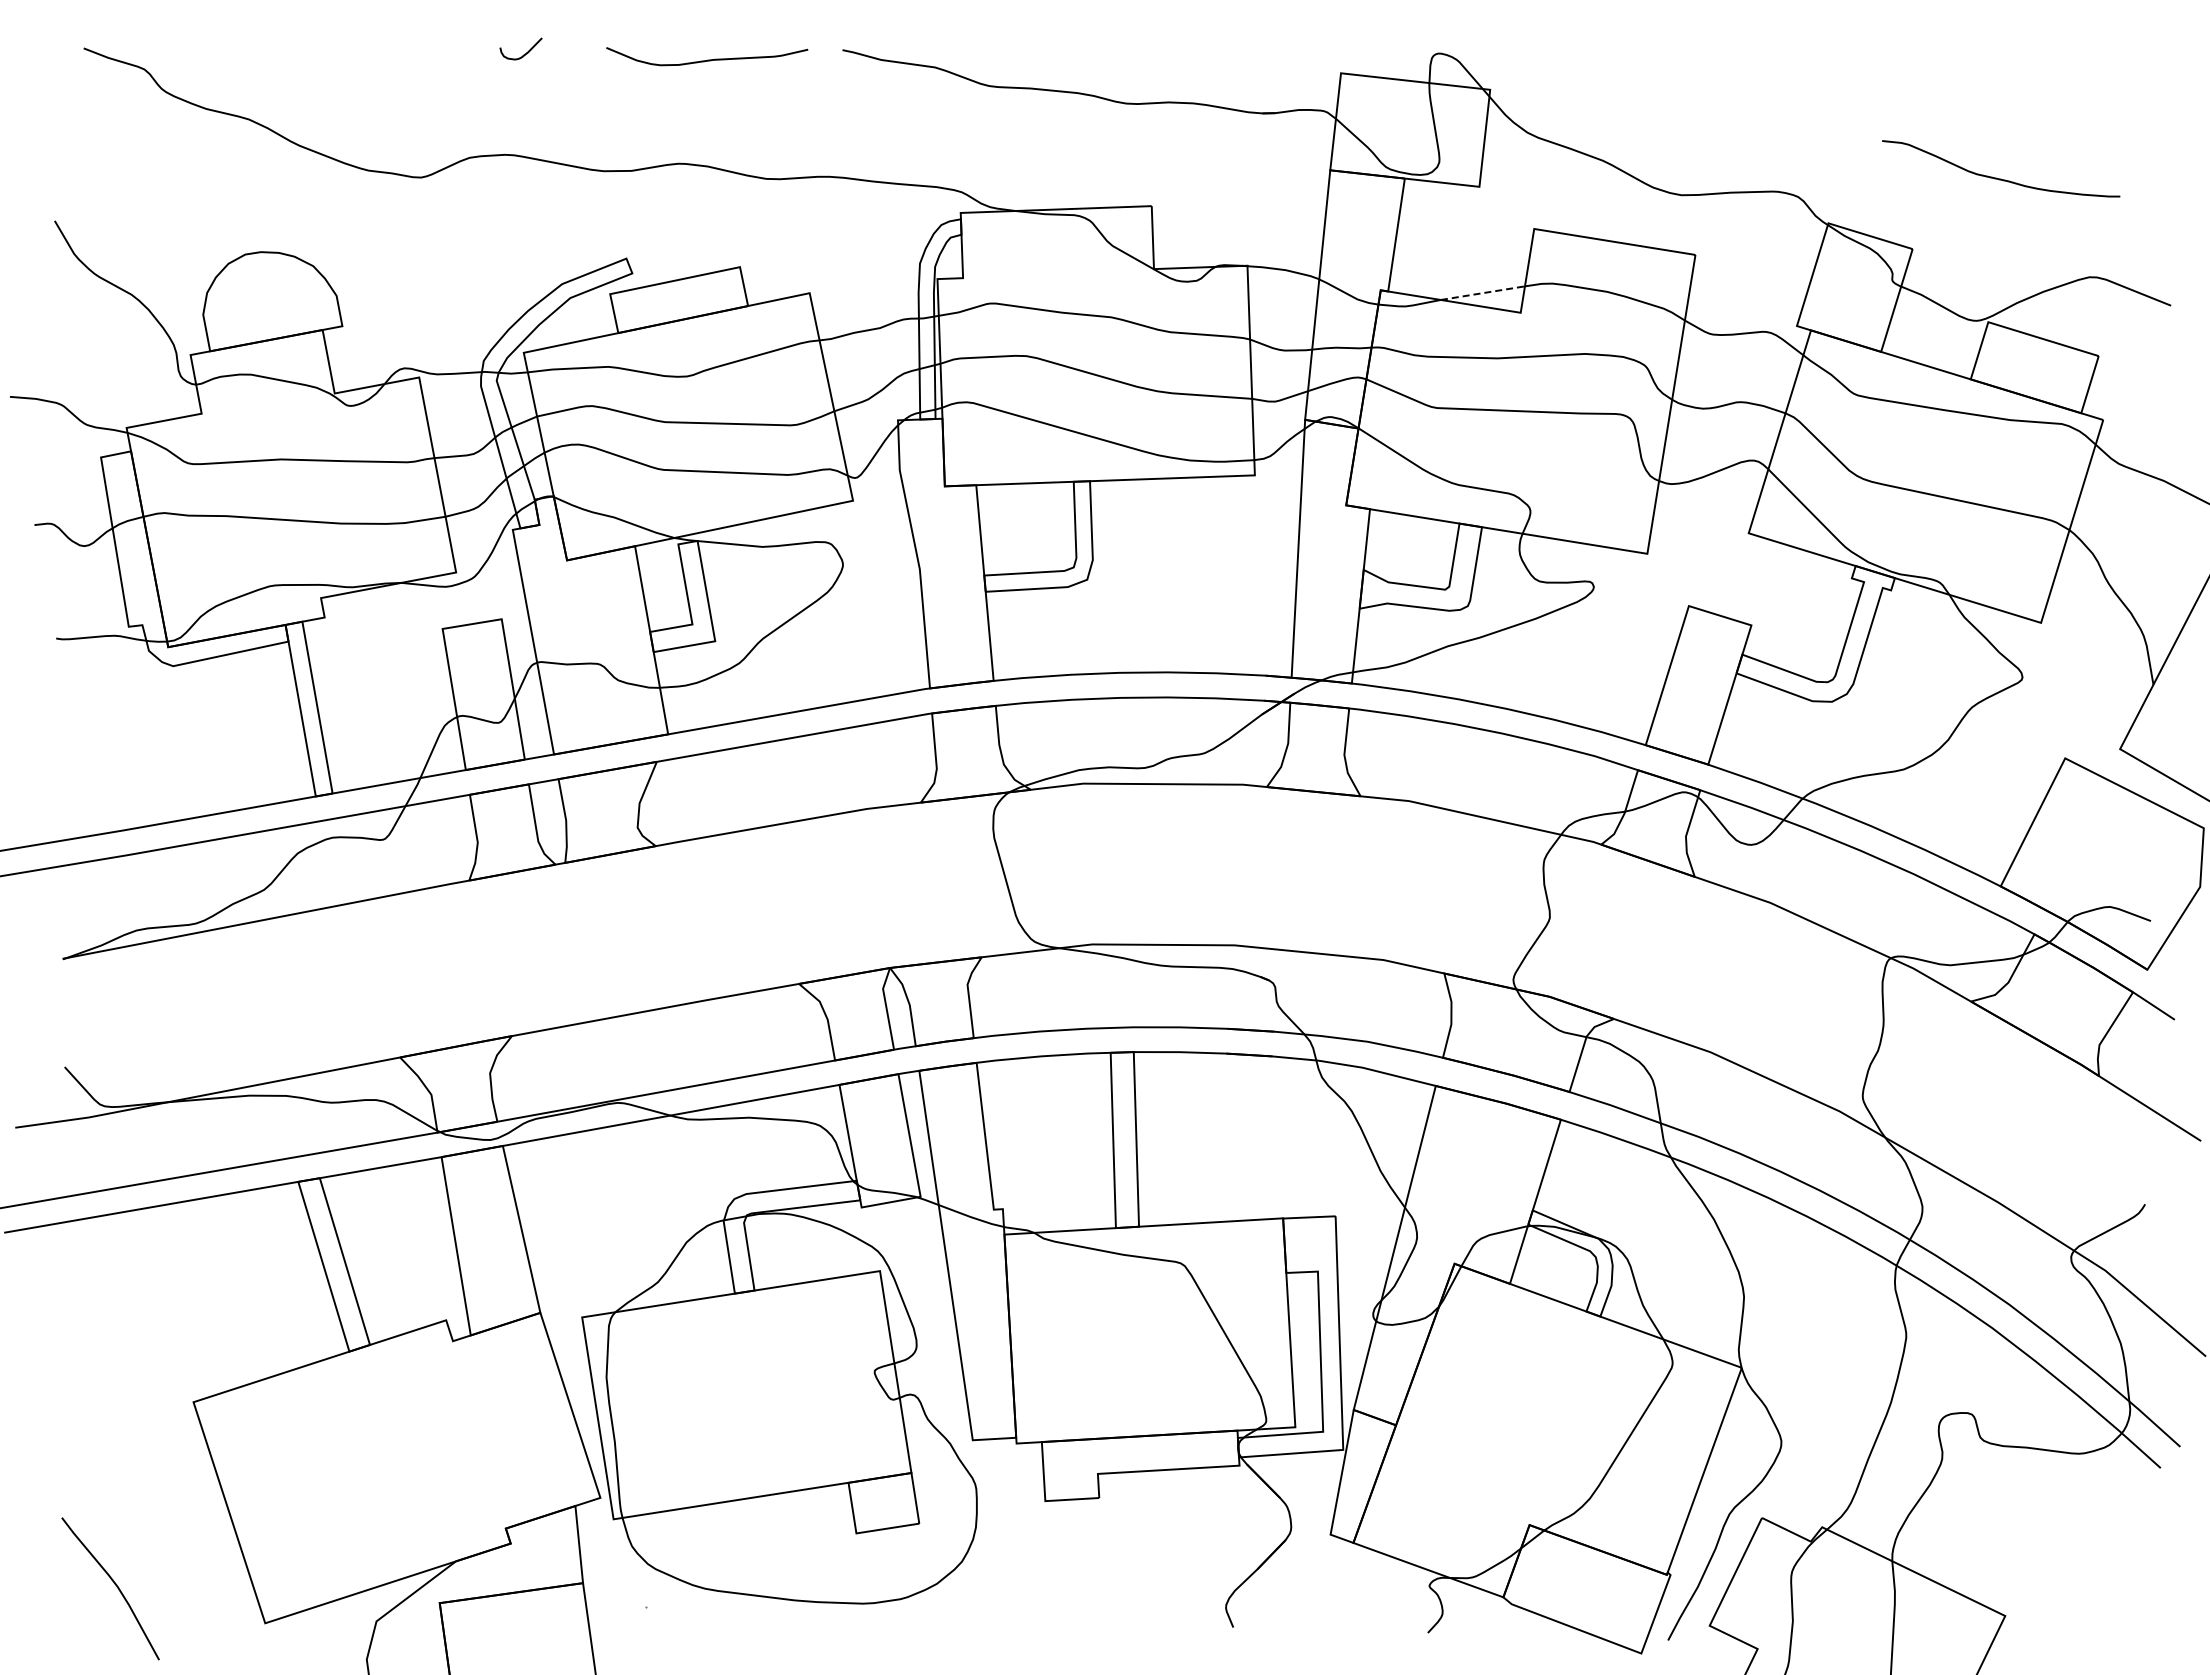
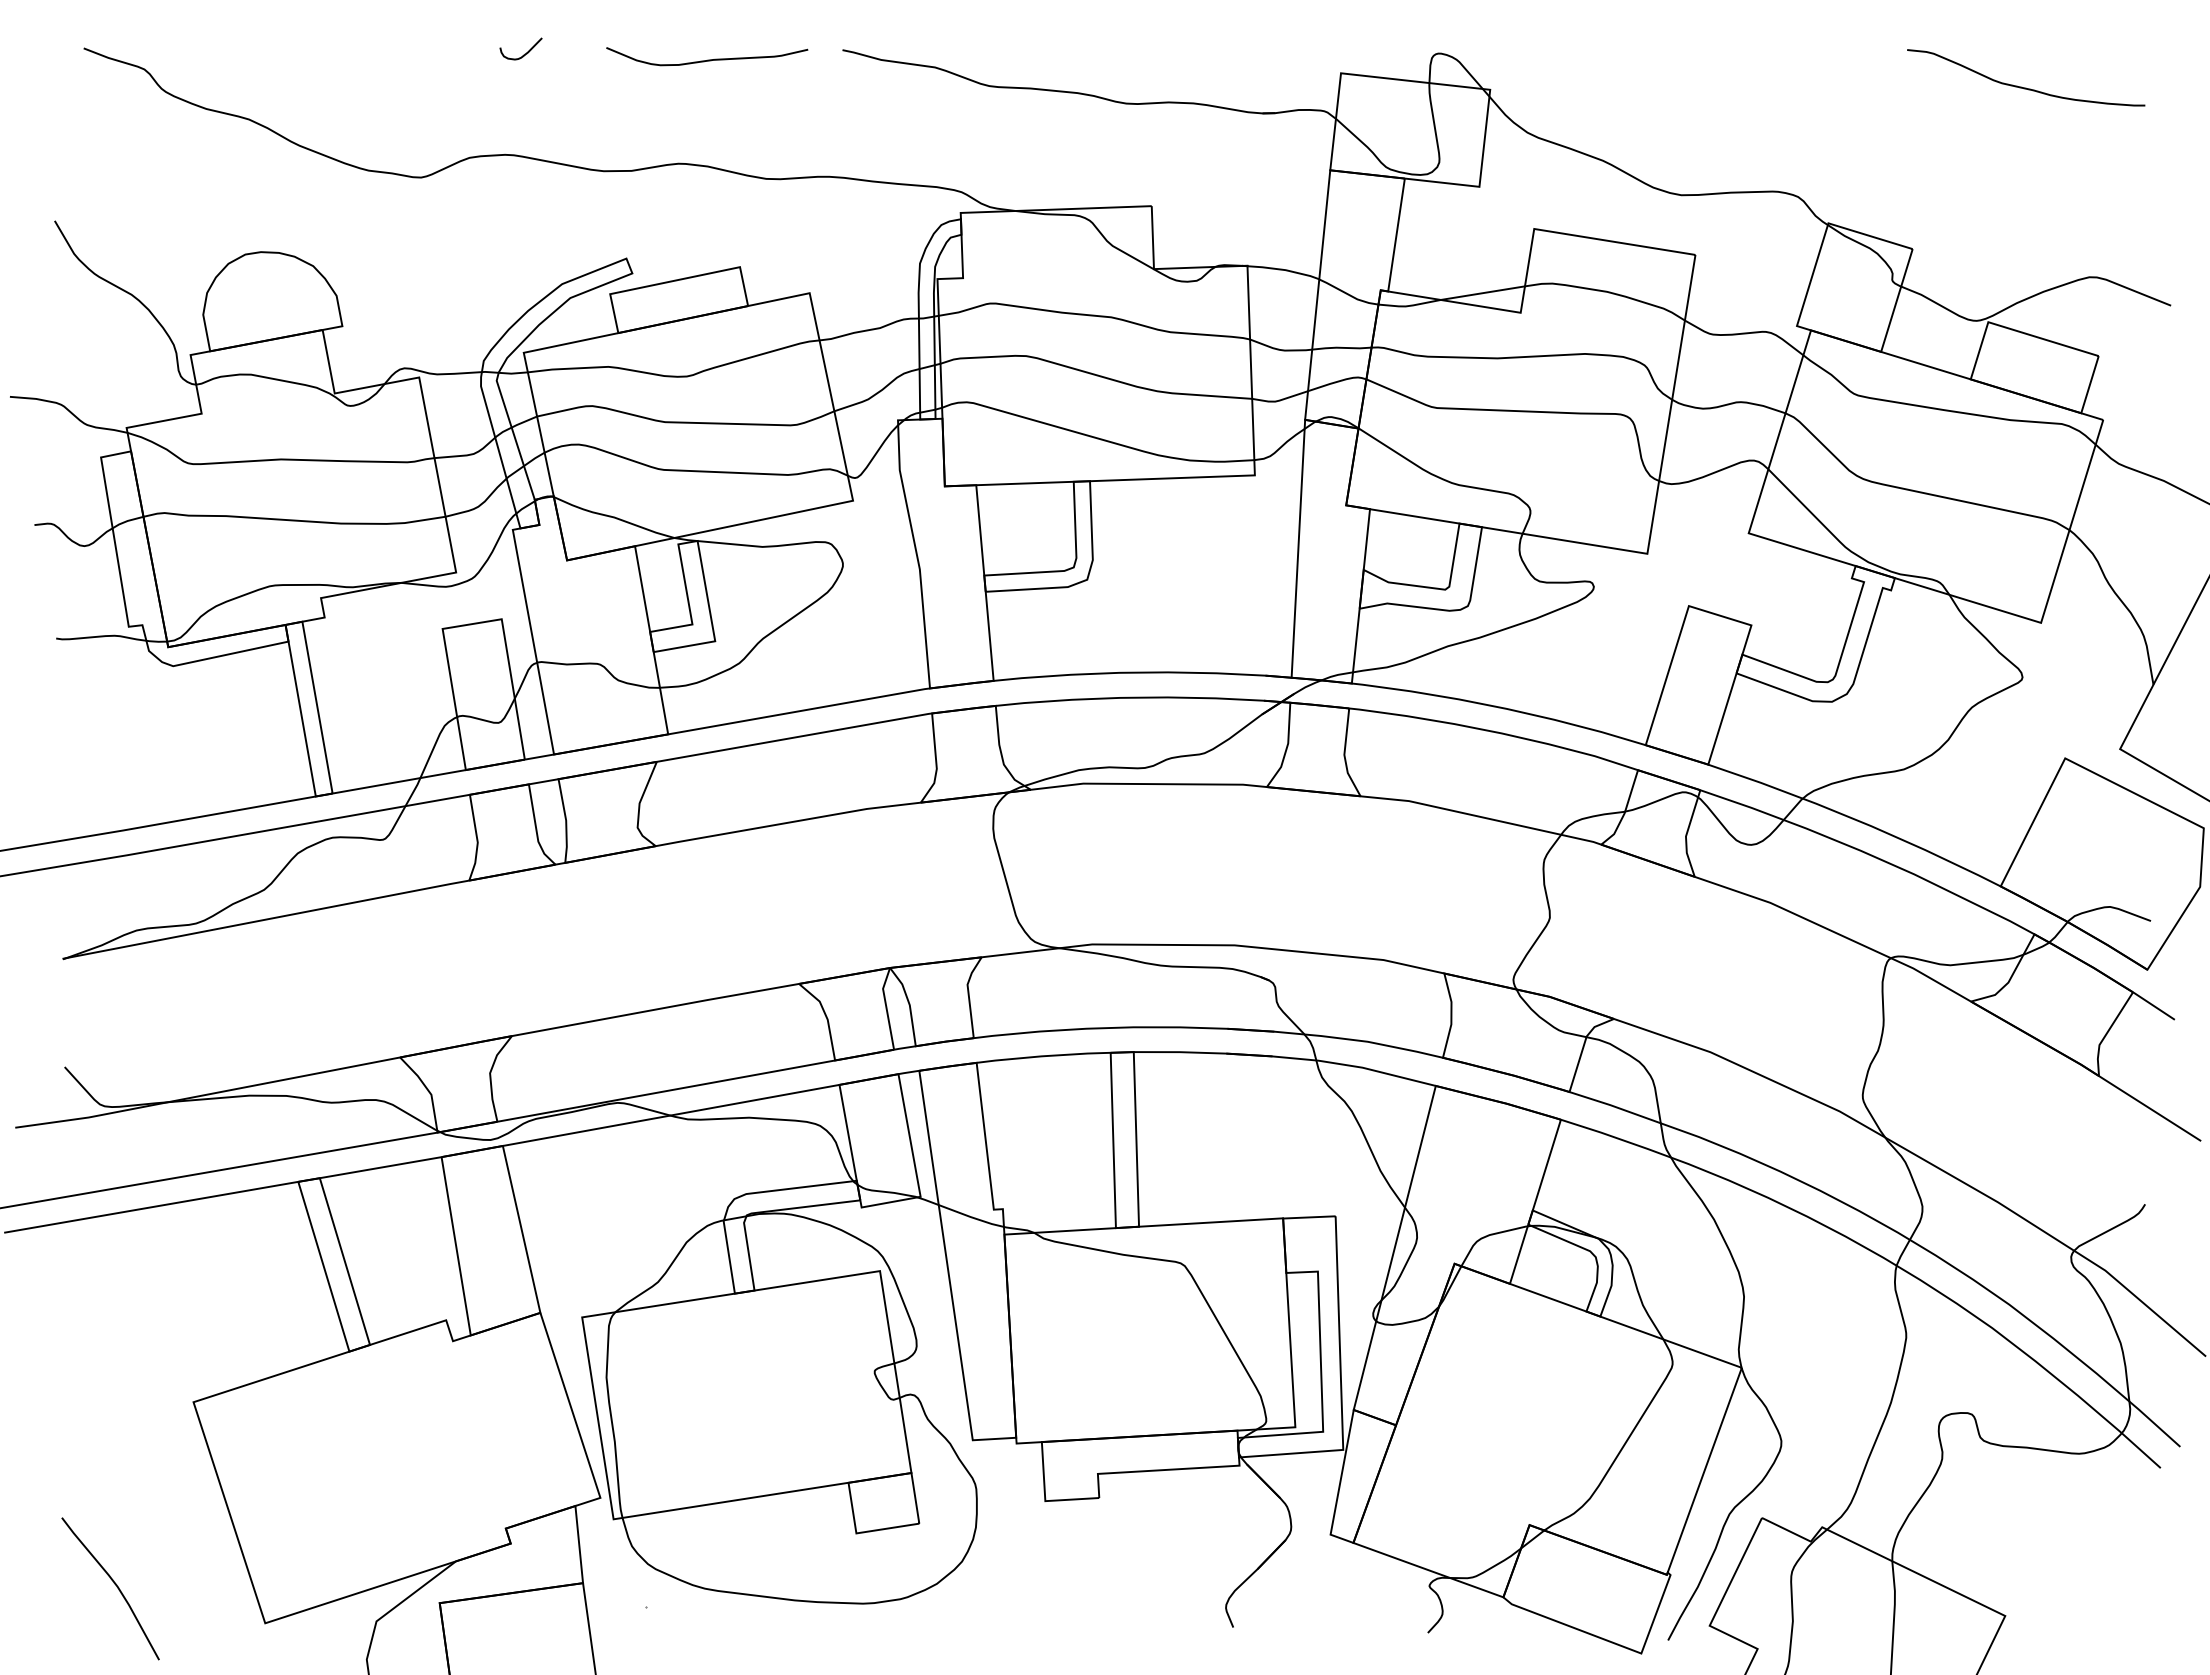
curve position: (2001, 178) -> (2026, 87) (2026, 87)
line: dashed -> solid (1482, 293)
